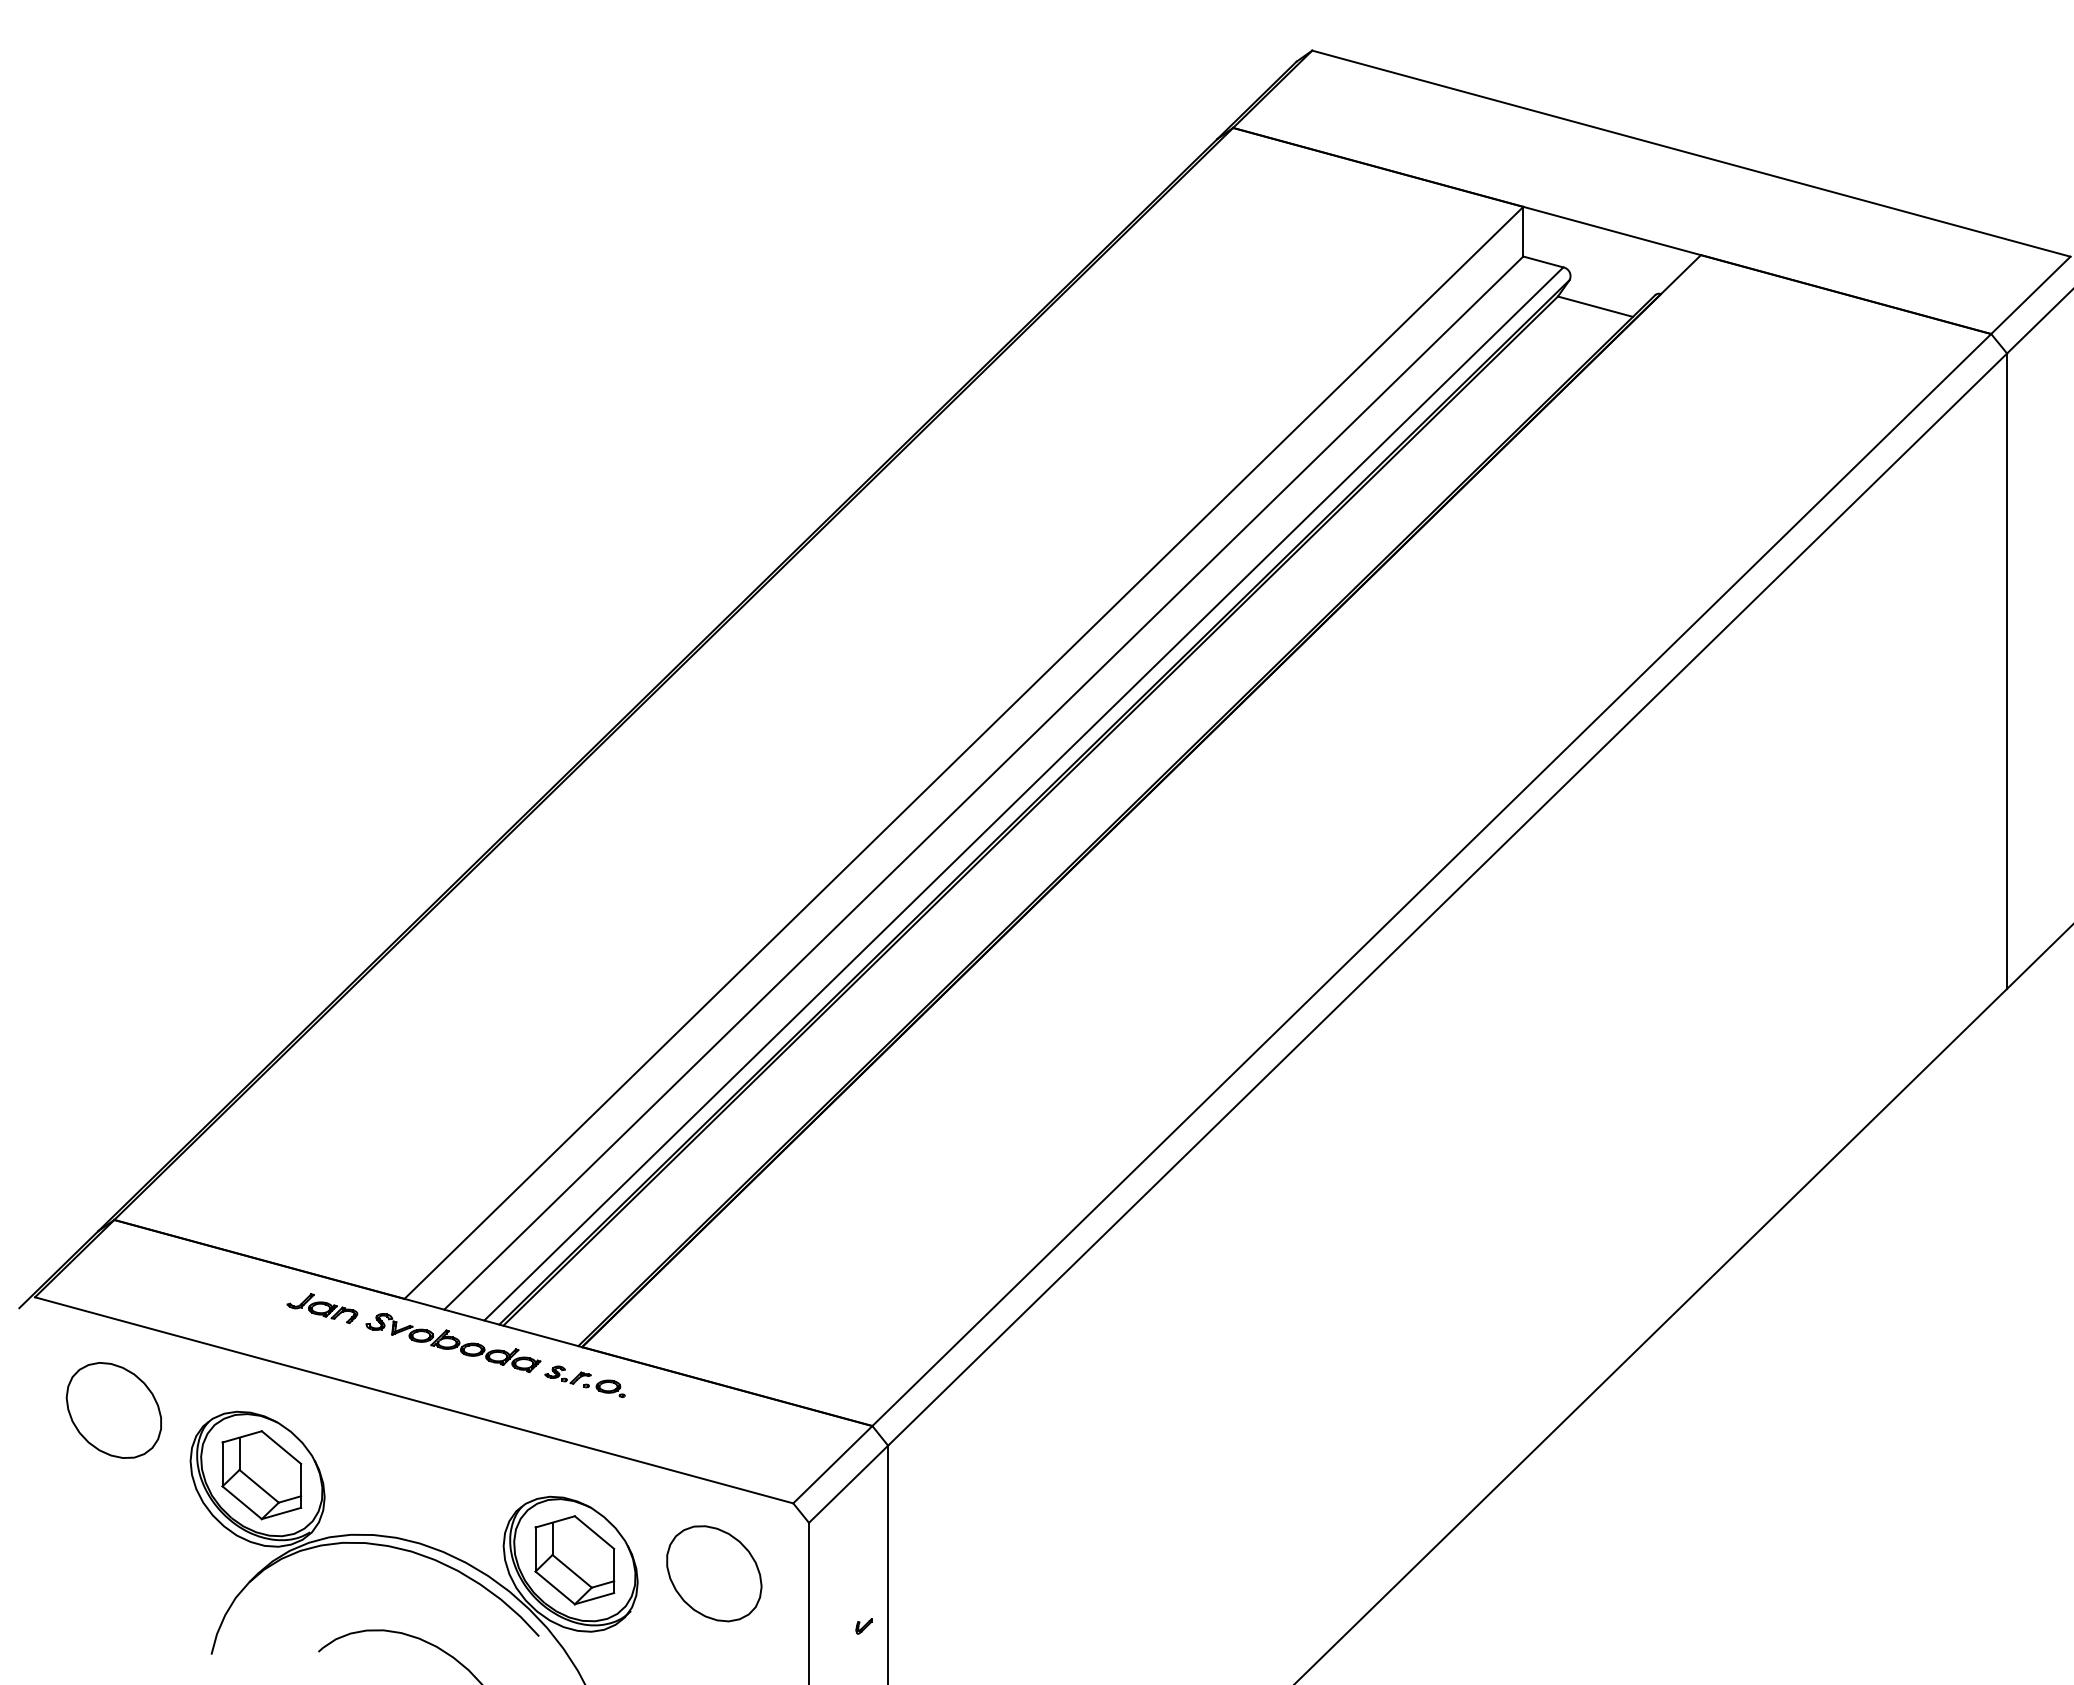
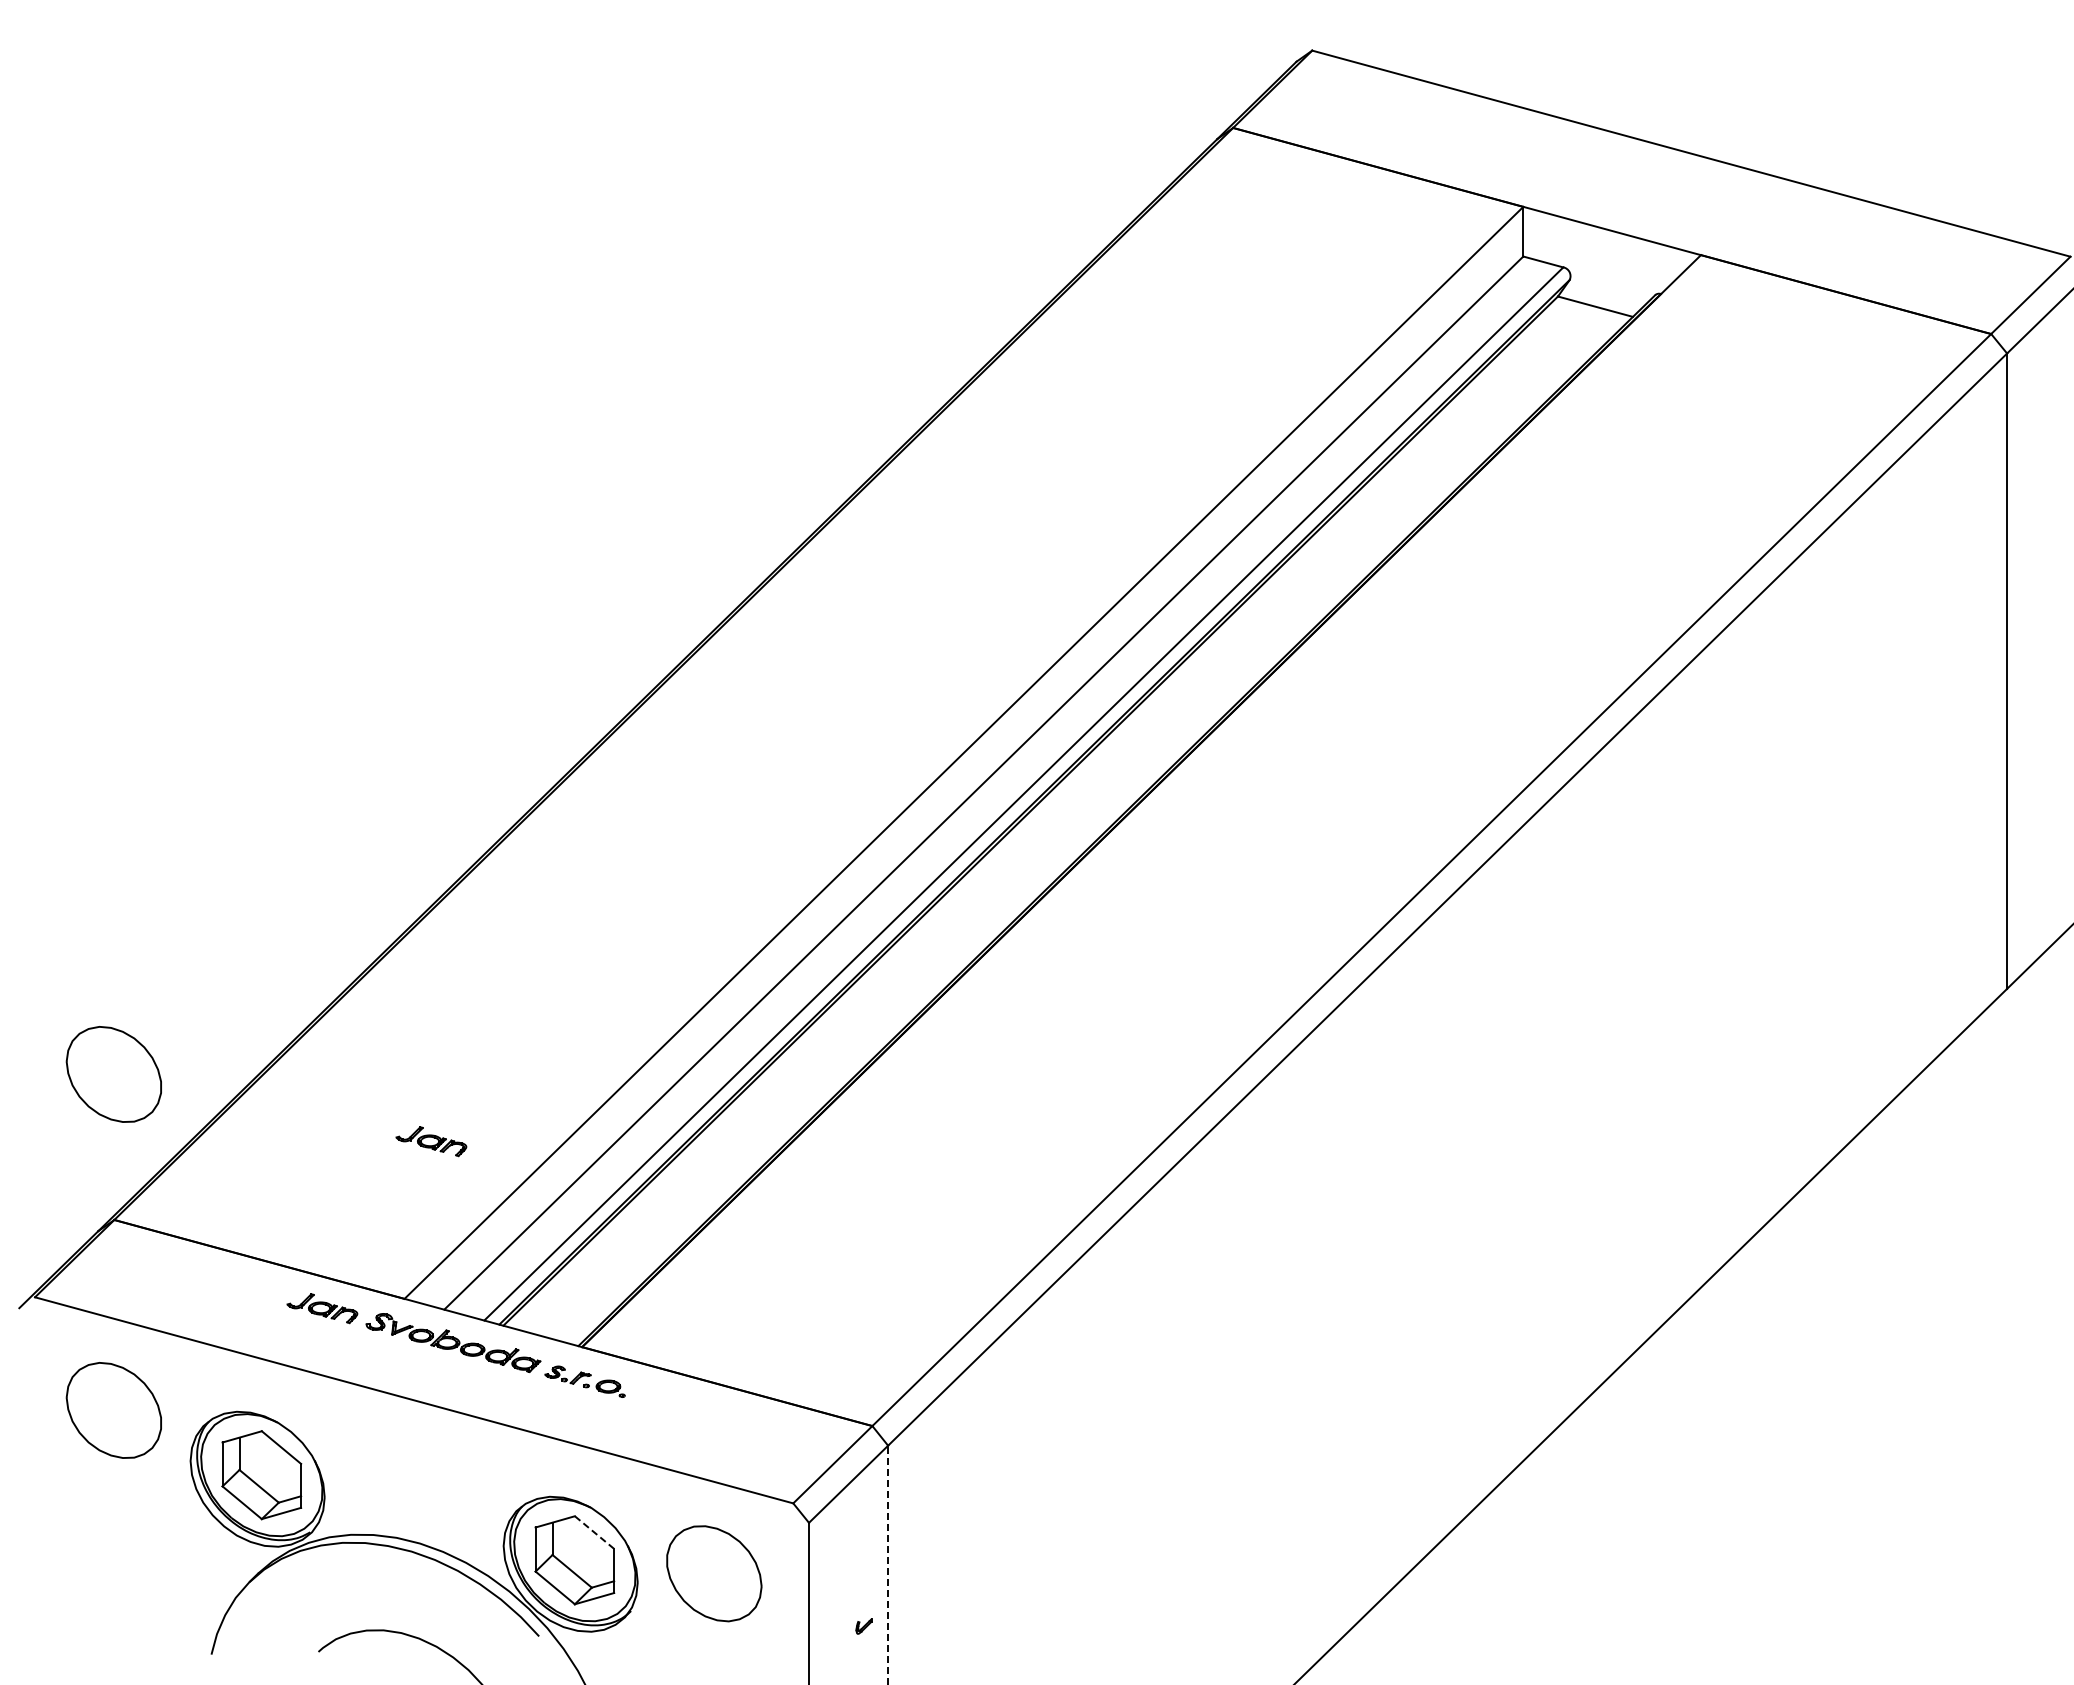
part: none -> present (113, 1074)
part: none -> present (431, 1141)
line: solid -> dashed (594, 1532)
line: solid -> dashed (888, 1564)
